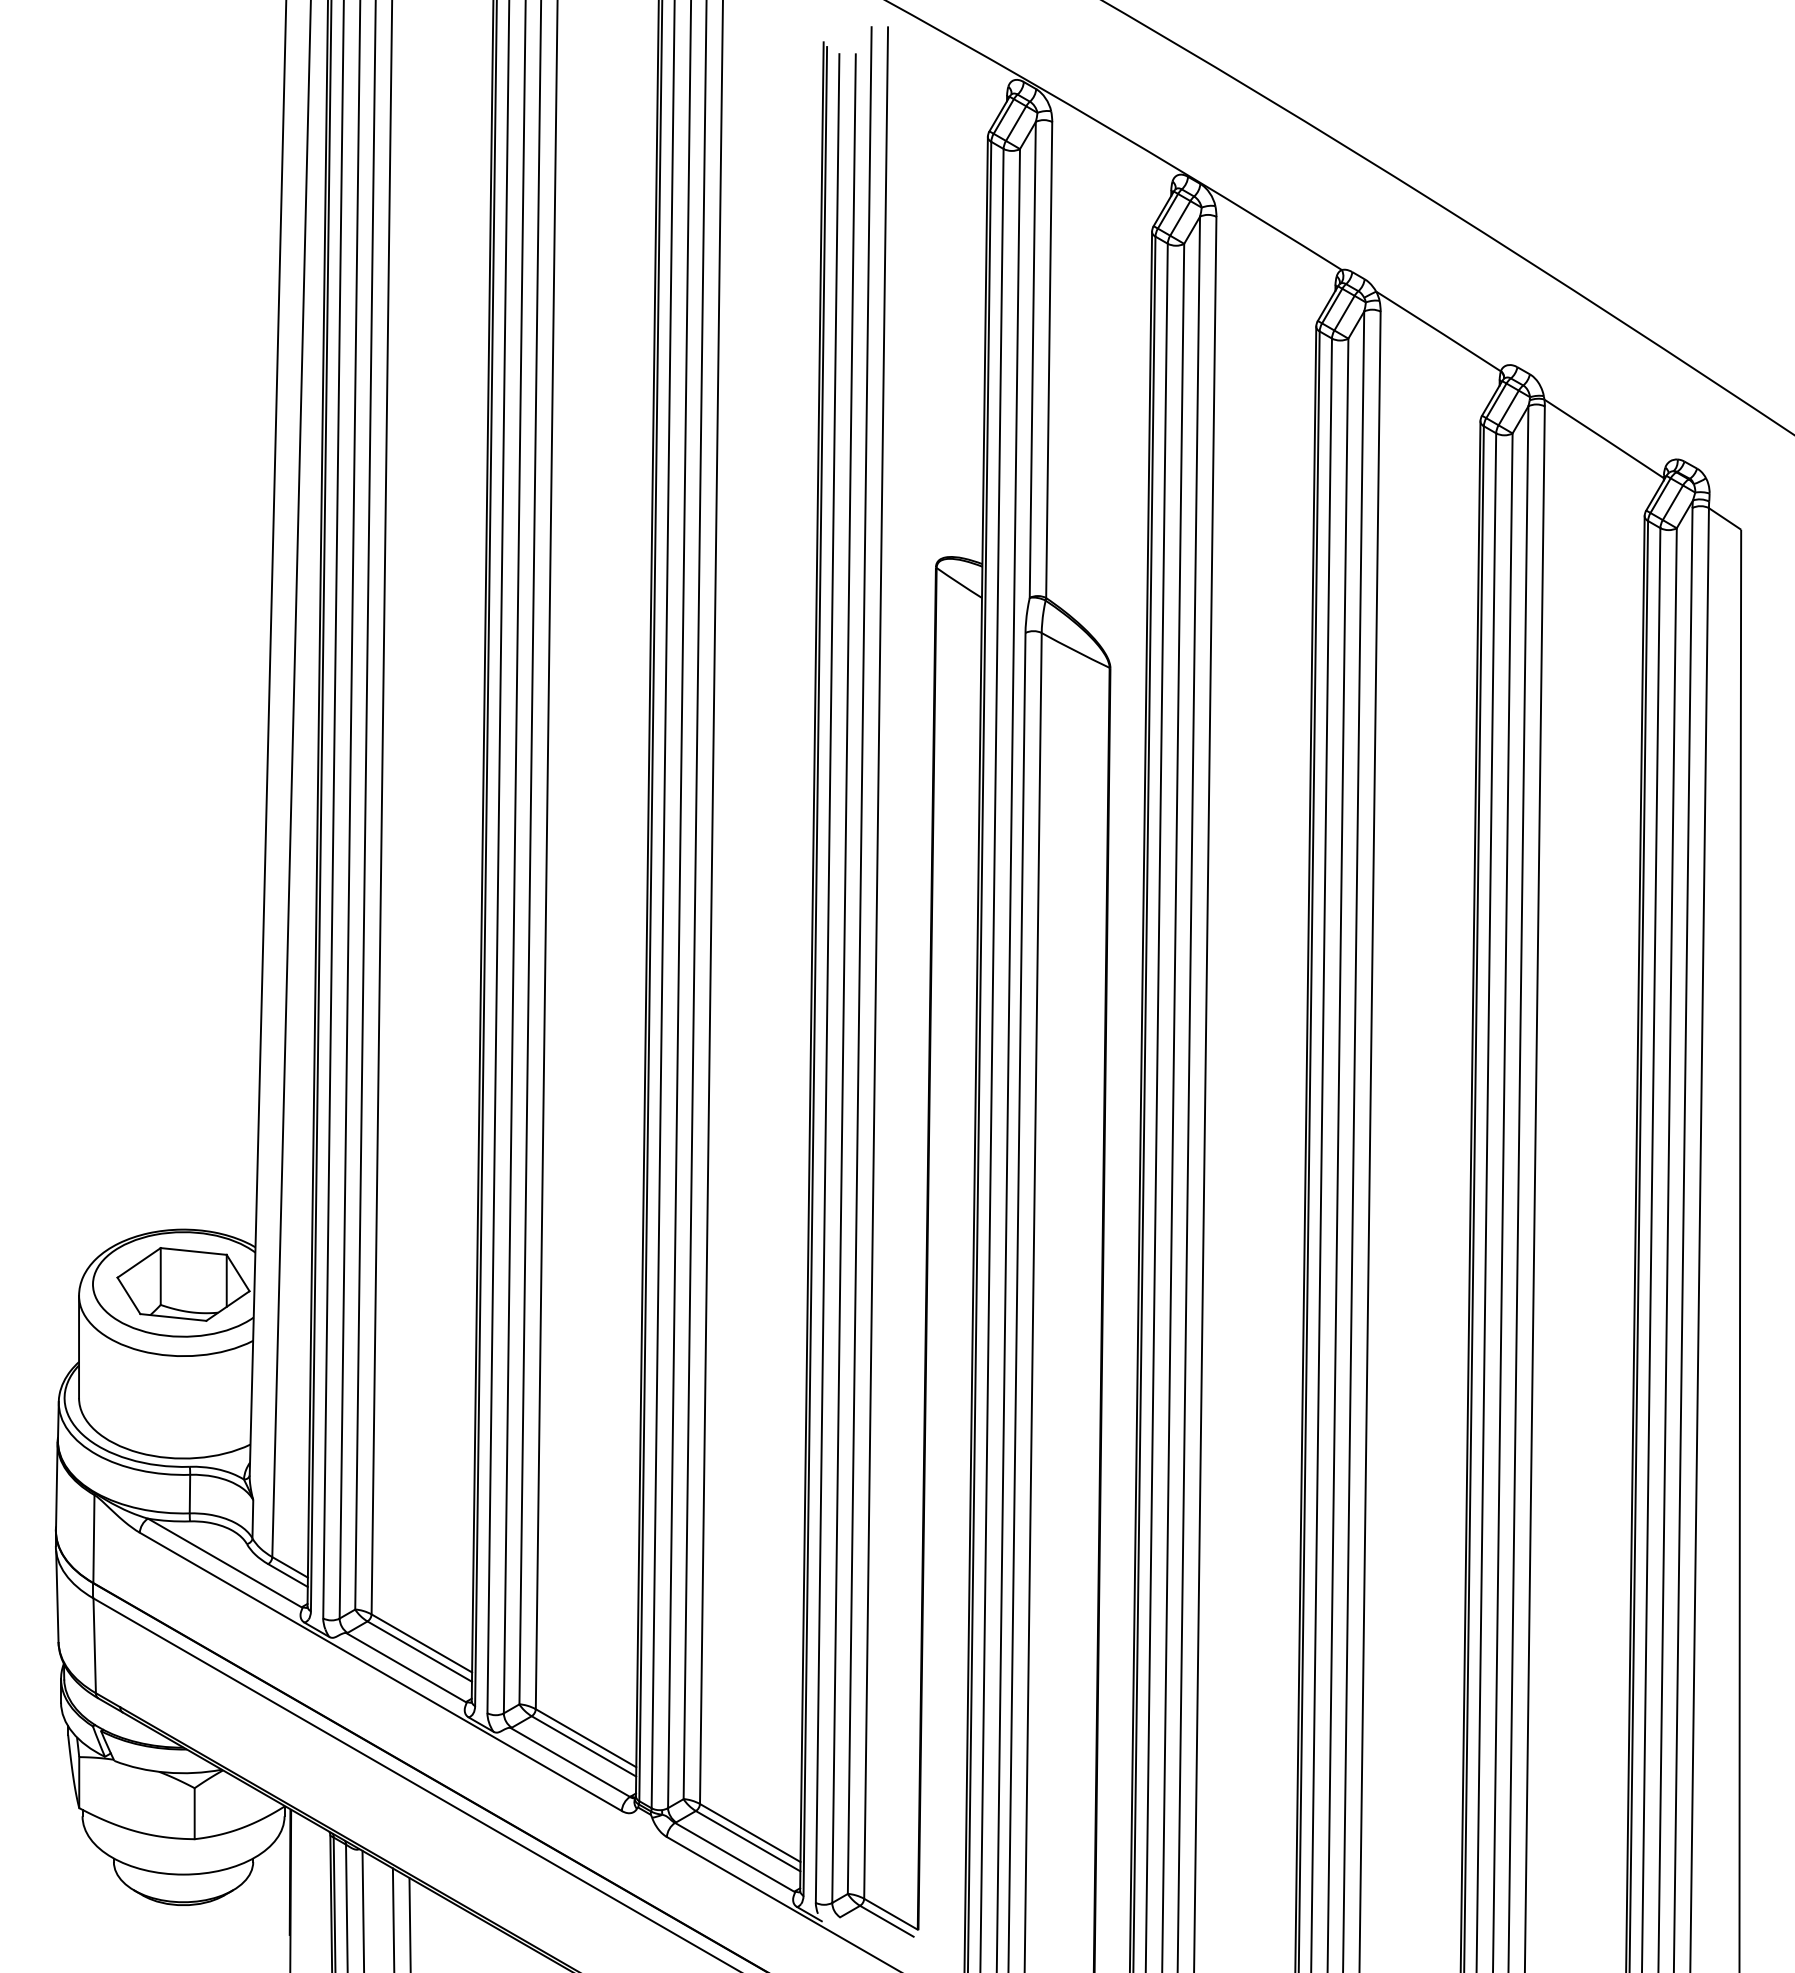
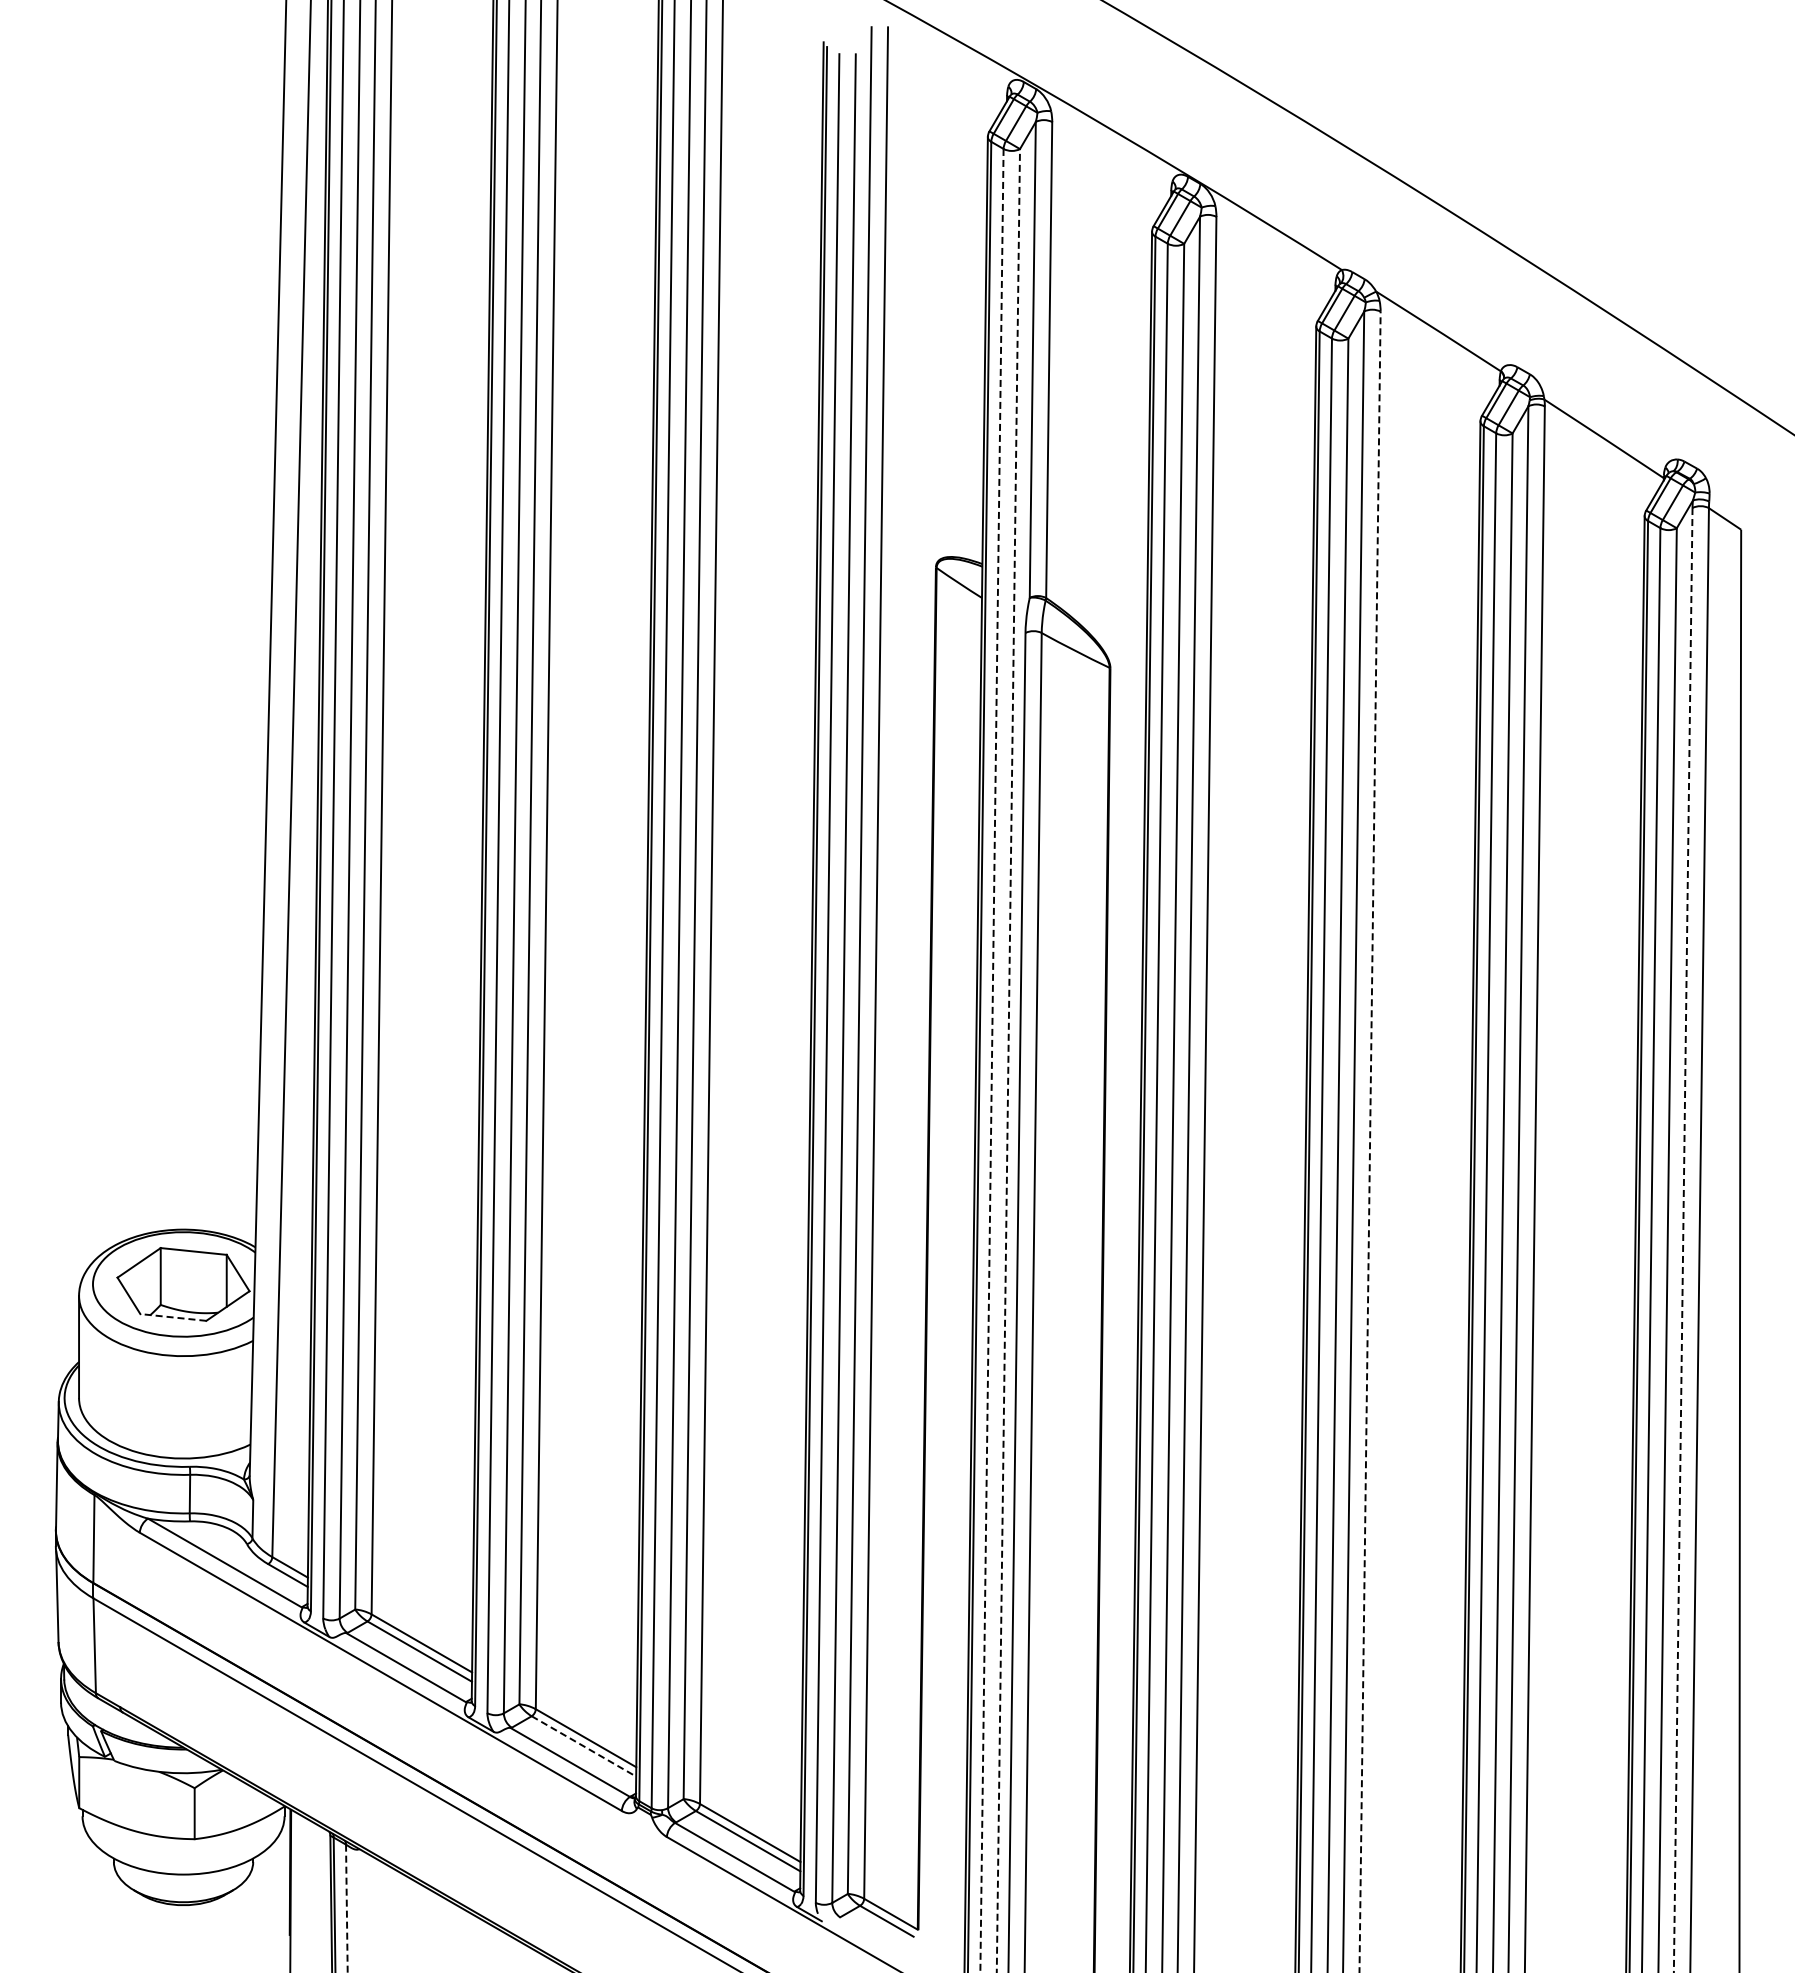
line: solid -> dashed (1008, 1060)
line: solid -> dashed (991, 1061)
line: solid -> dashed (1370, 1141)
line: solid -> dashed (1683, 1240)
line: solid -> dashed (172, 1317)
line: solid -> dashed (584, 1746)
line: solid -> dashed (346, 1908)
line: present -> none (363, 1909)
line: present -> none (393, 1918)
line: present -> none (409, 1923)
